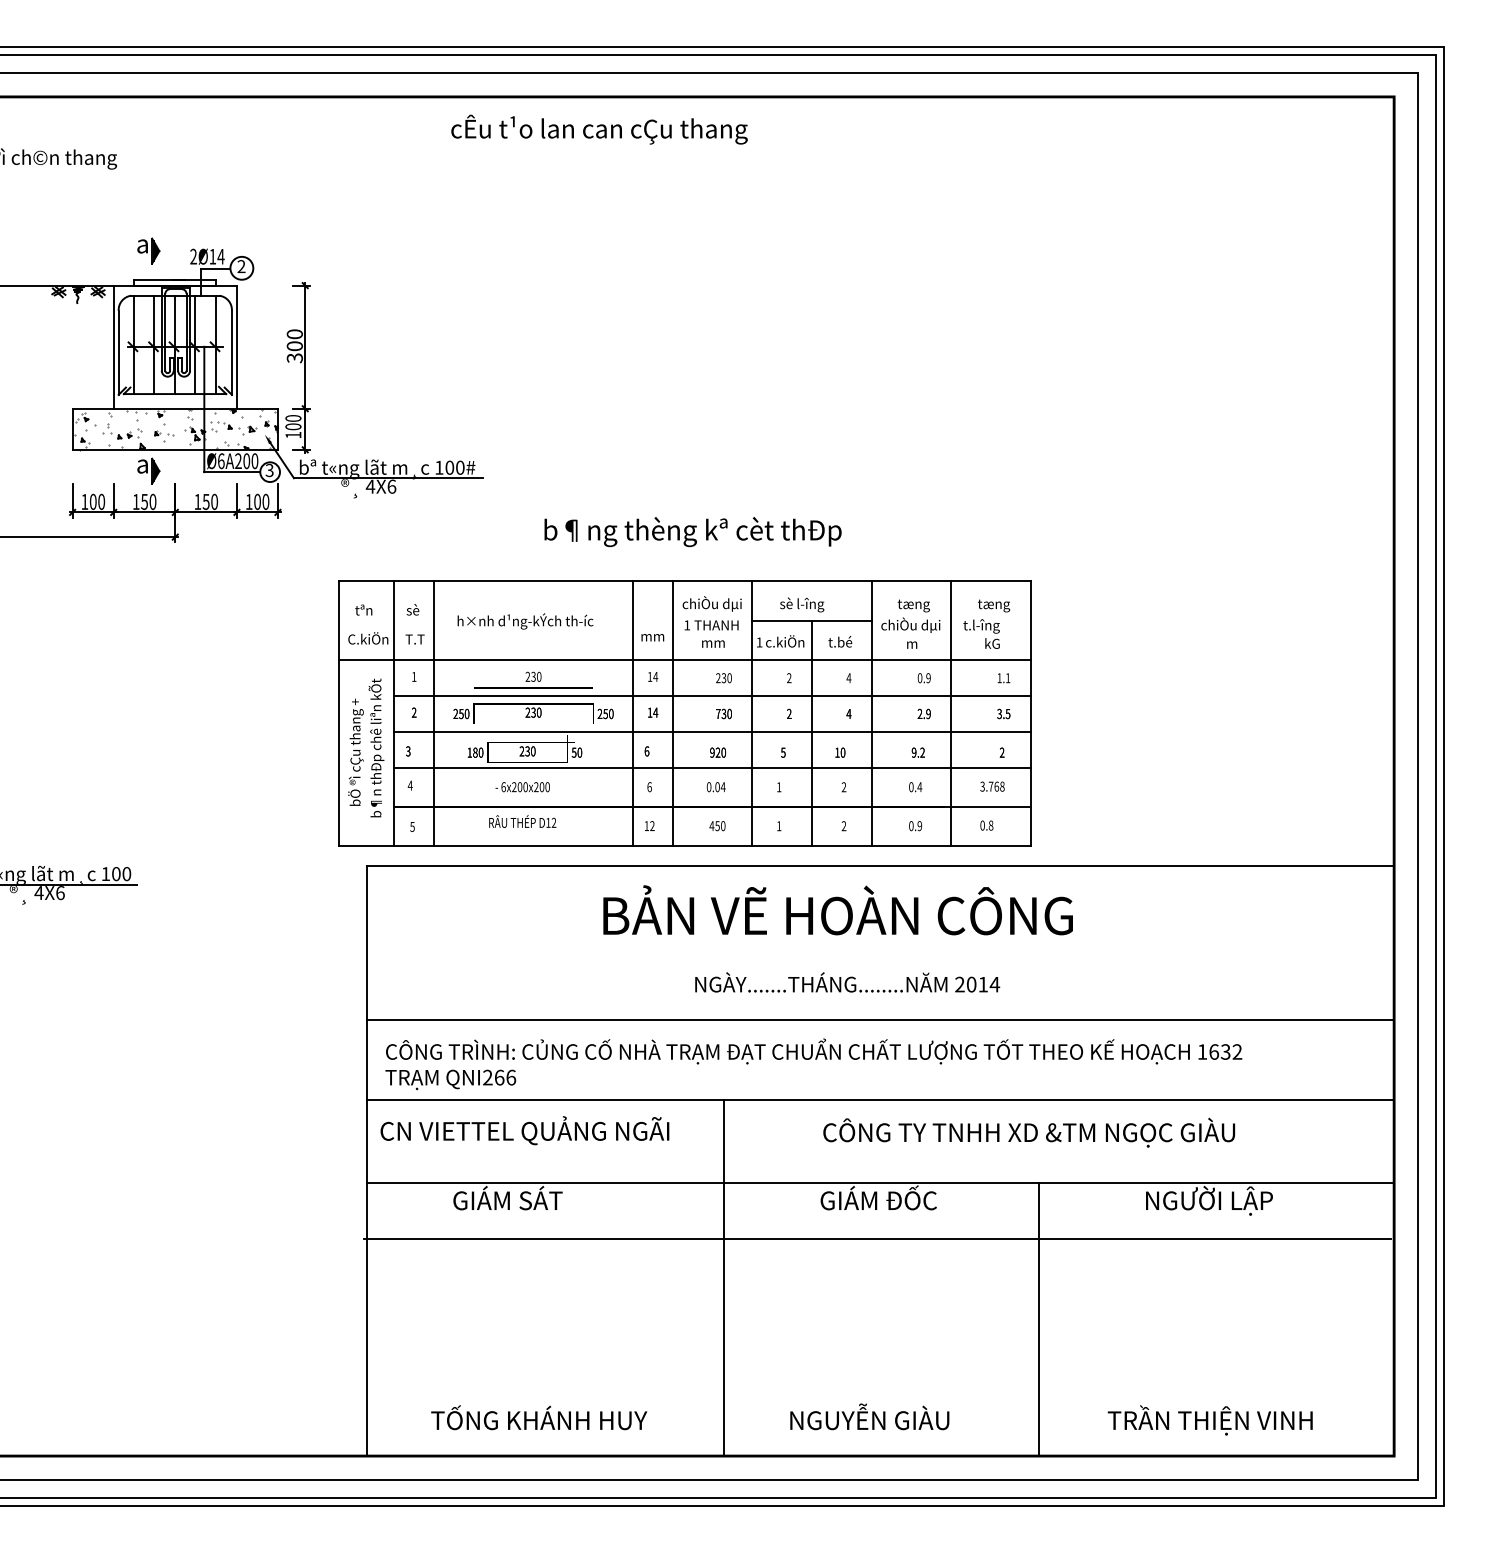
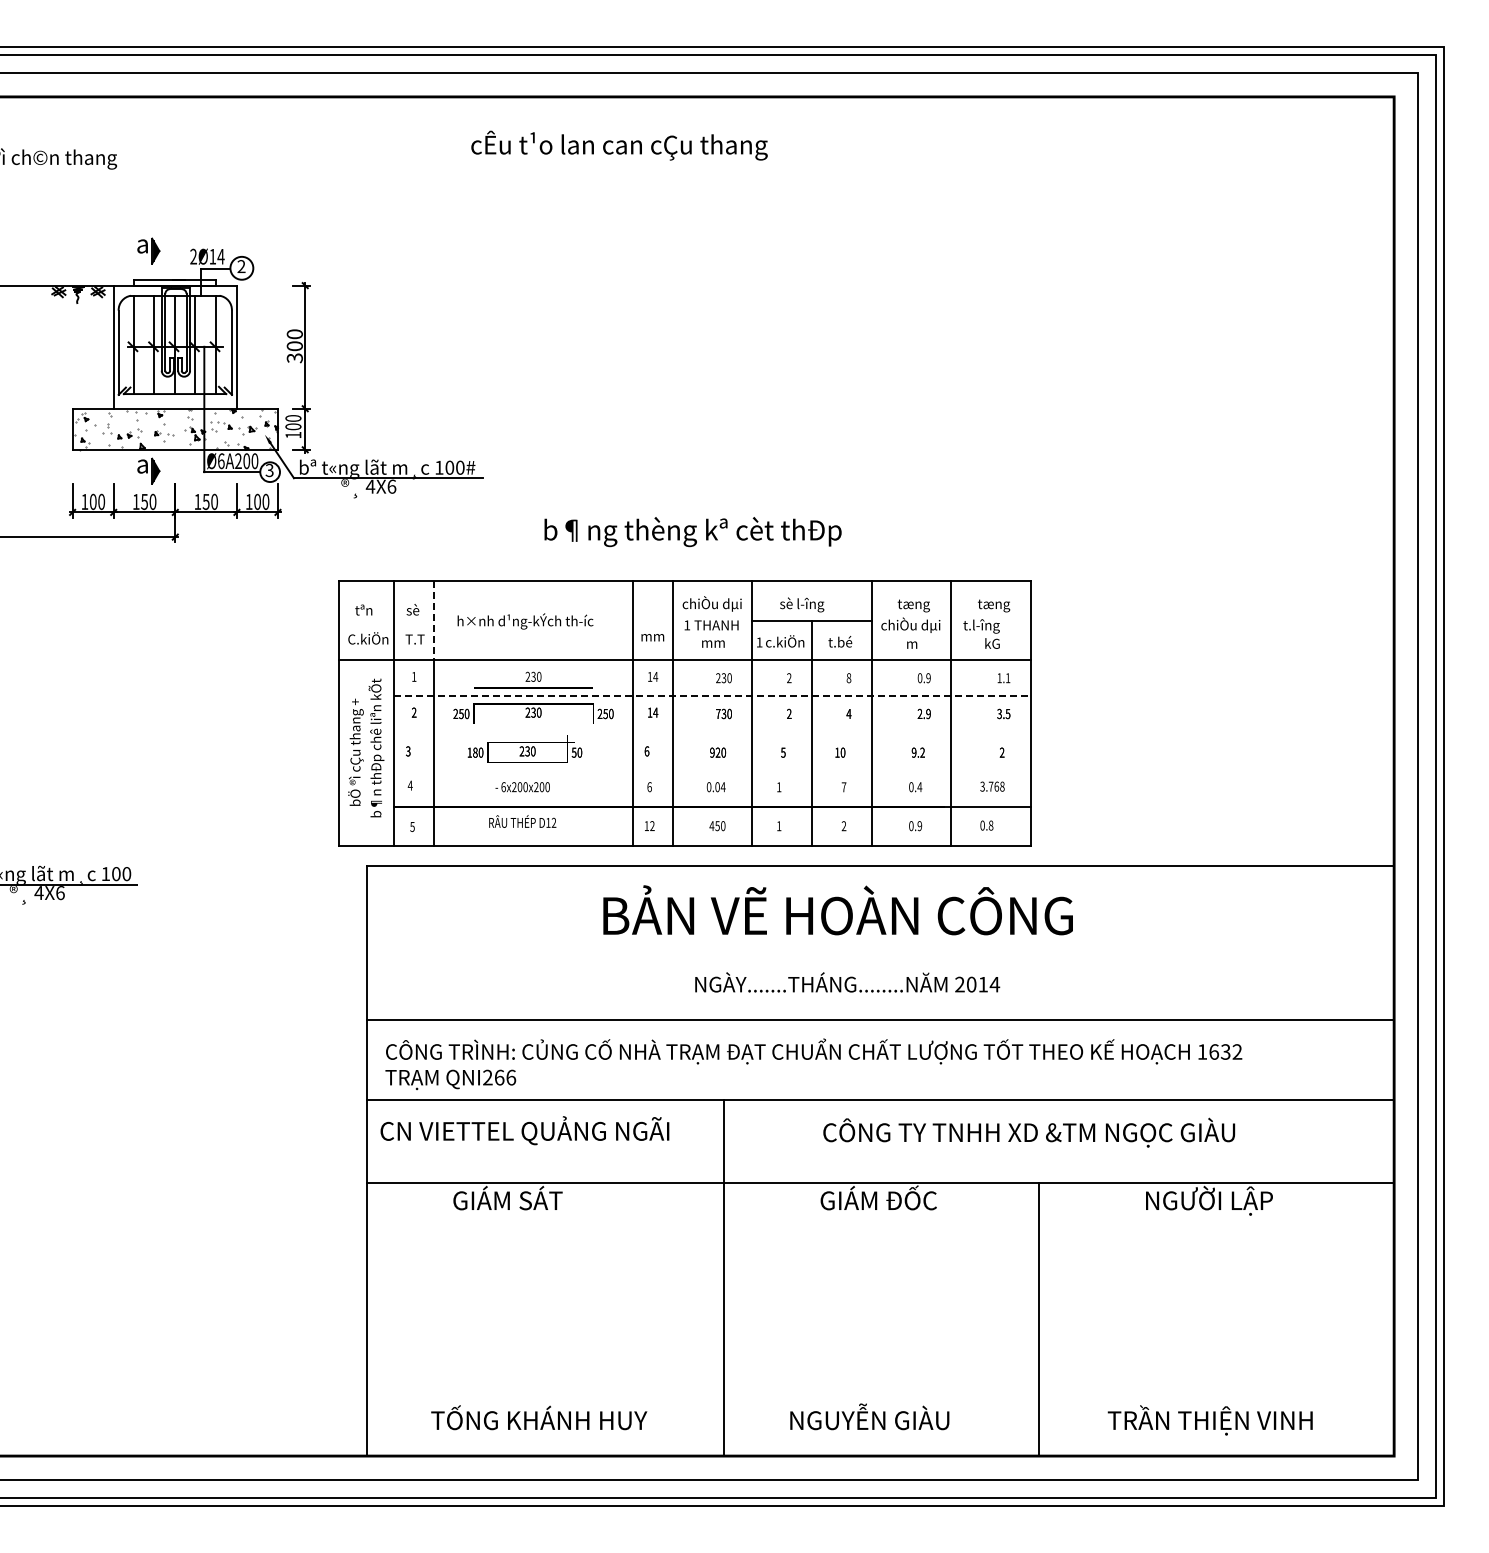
text position: (599, 129) -> (619, 145) (619, 145)
line: solid -> dashed (434, 620)
text: 4 -> 8 (848, 678)
line: solid -> dashed (713, 696)
line: present -> none (712, 731)
line: present -> none (712, 767)
text: 2 -> 7 (843, 787)
line: present -> none (876, 1239)
